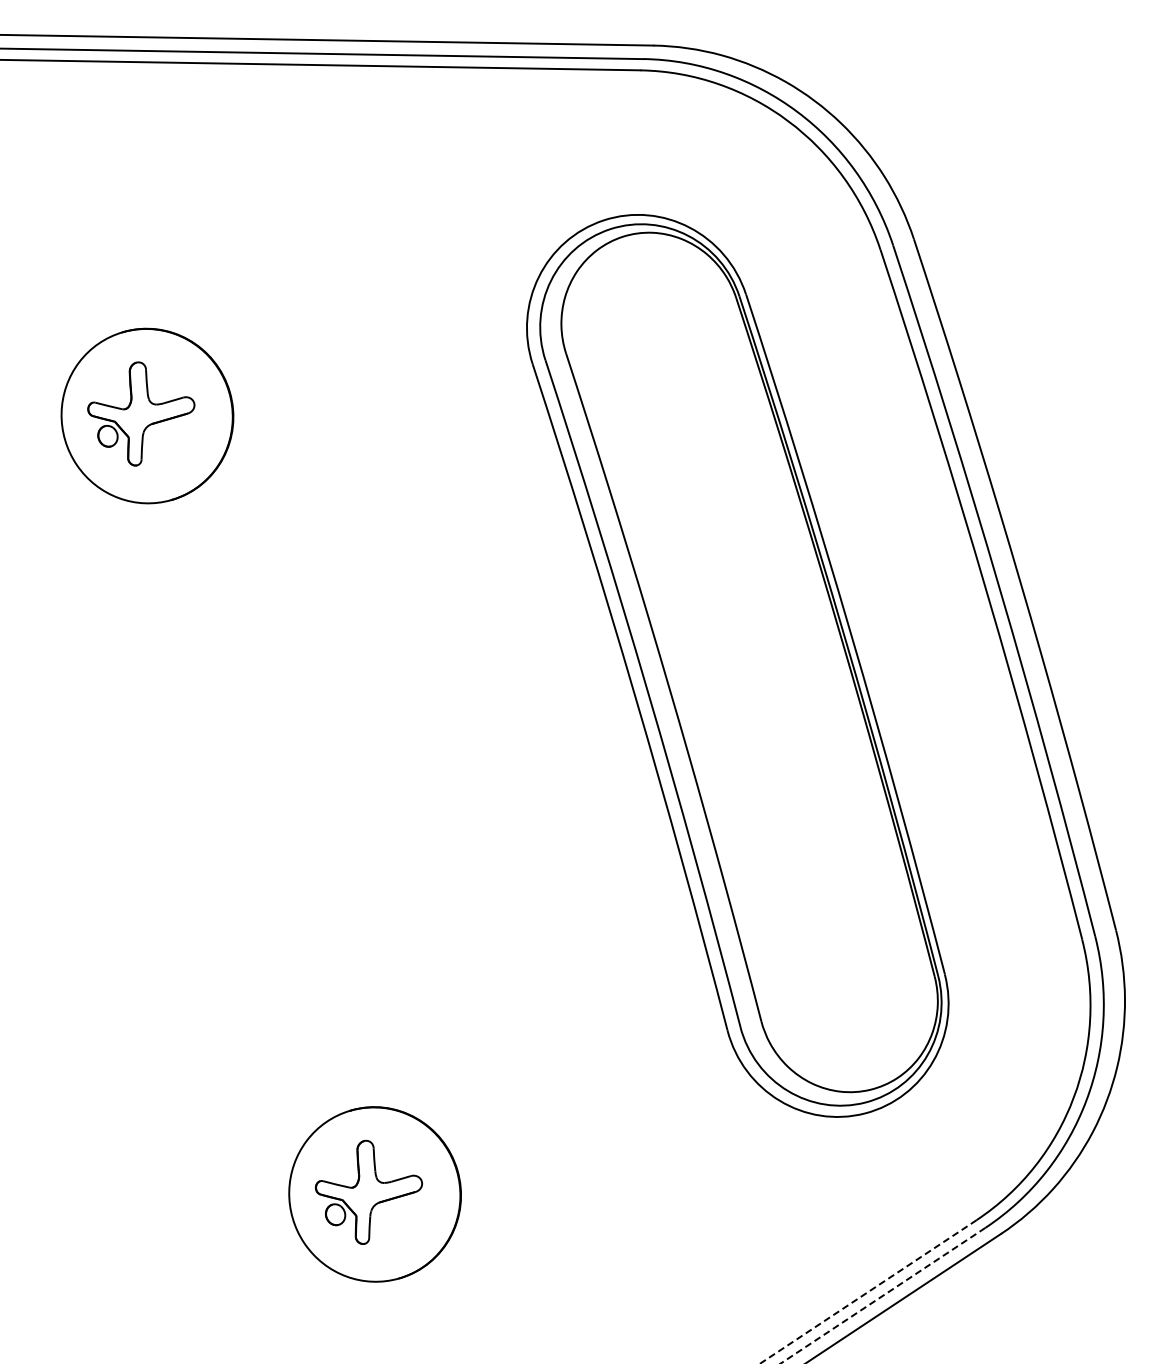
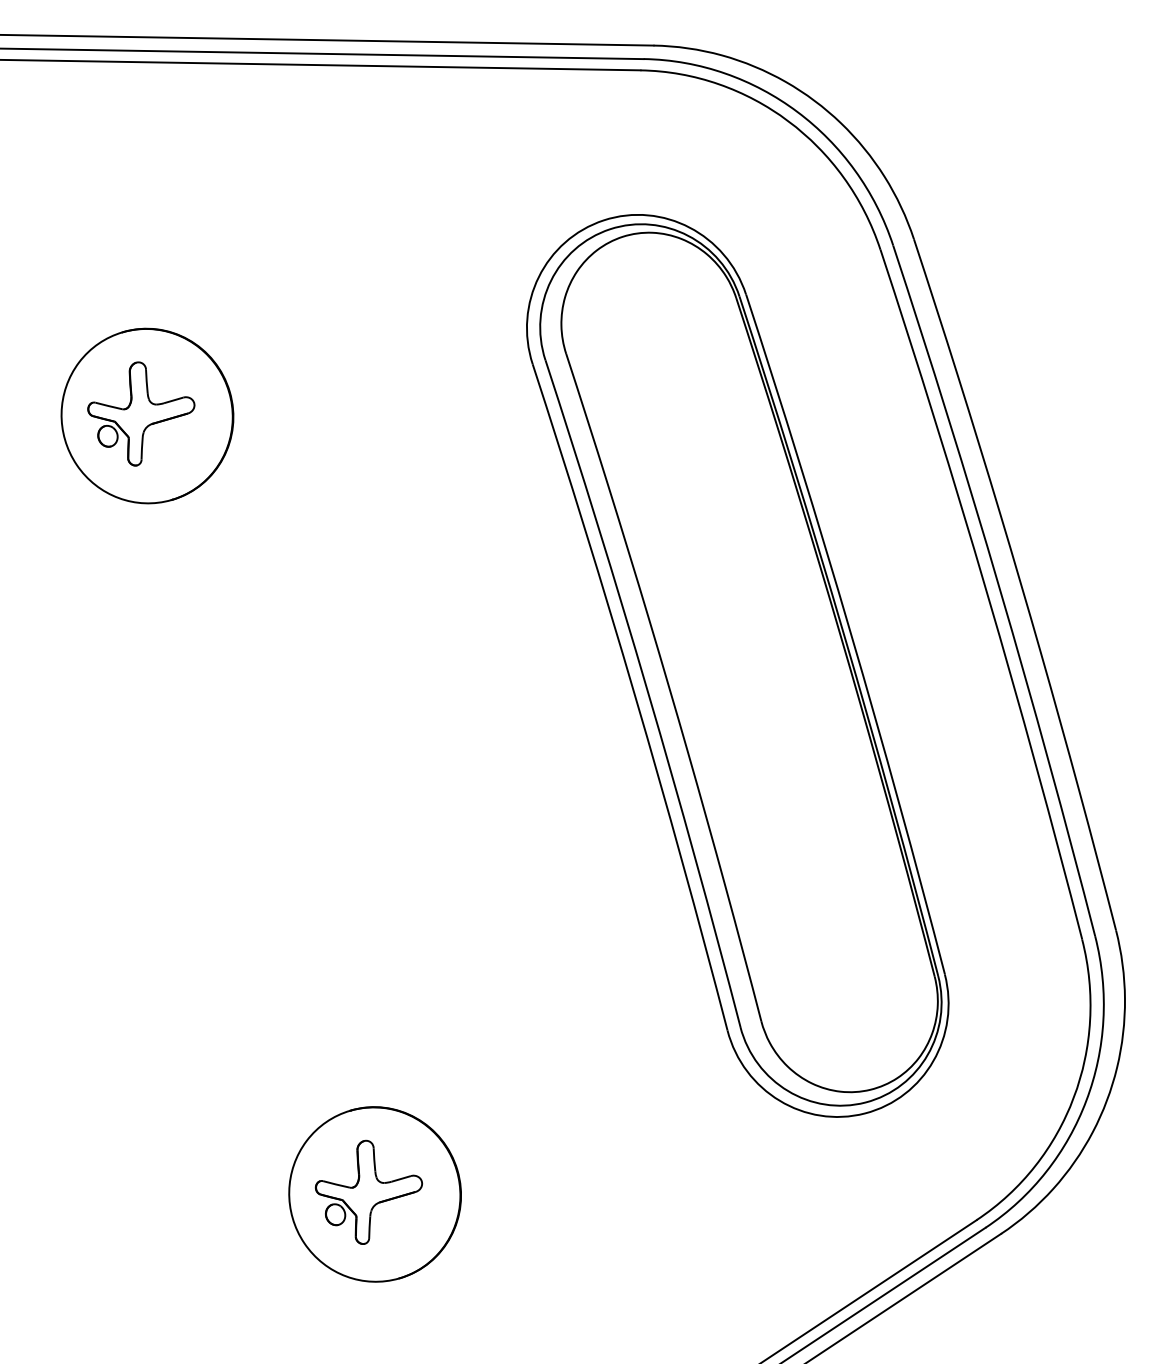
line: dashed -> solid (868, 1291)
line: dashed -> solid (882, 1295)
